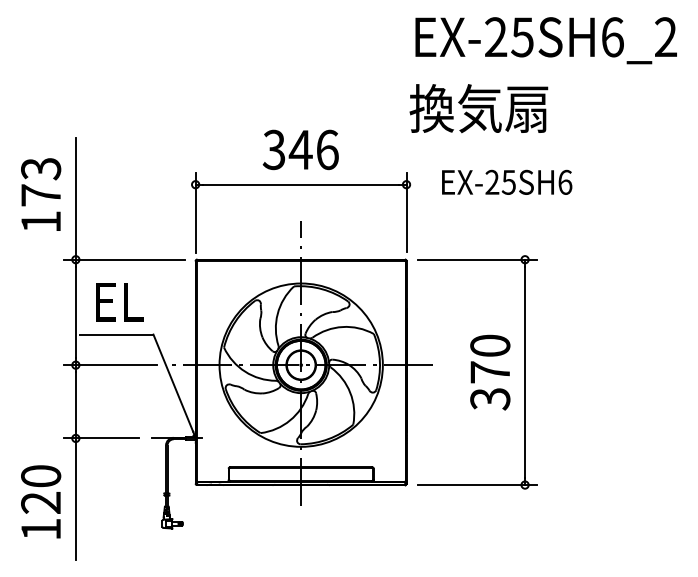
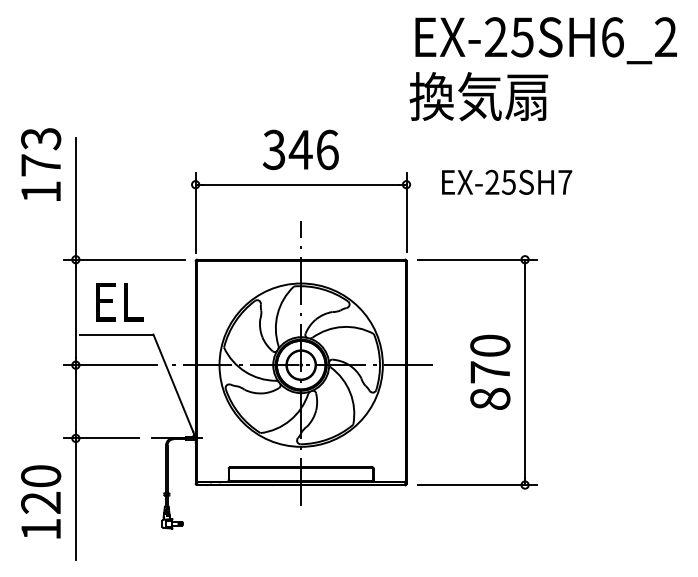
text position: (478, 108) -> (478, 96) (478, 96)
text: EX-25SH6 -> EX-25SH7 (565, 181)
text position: (41, 194) -> (41, 164) (41, 164)
text: 370 -> 870 (490, 398)
